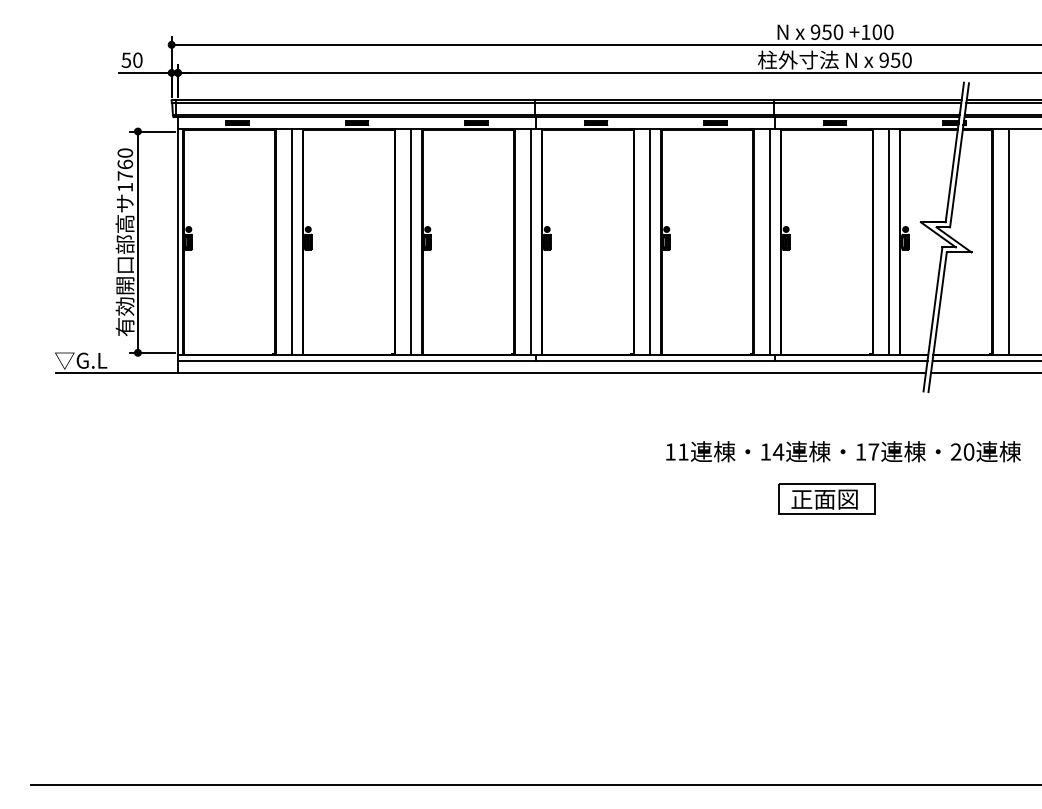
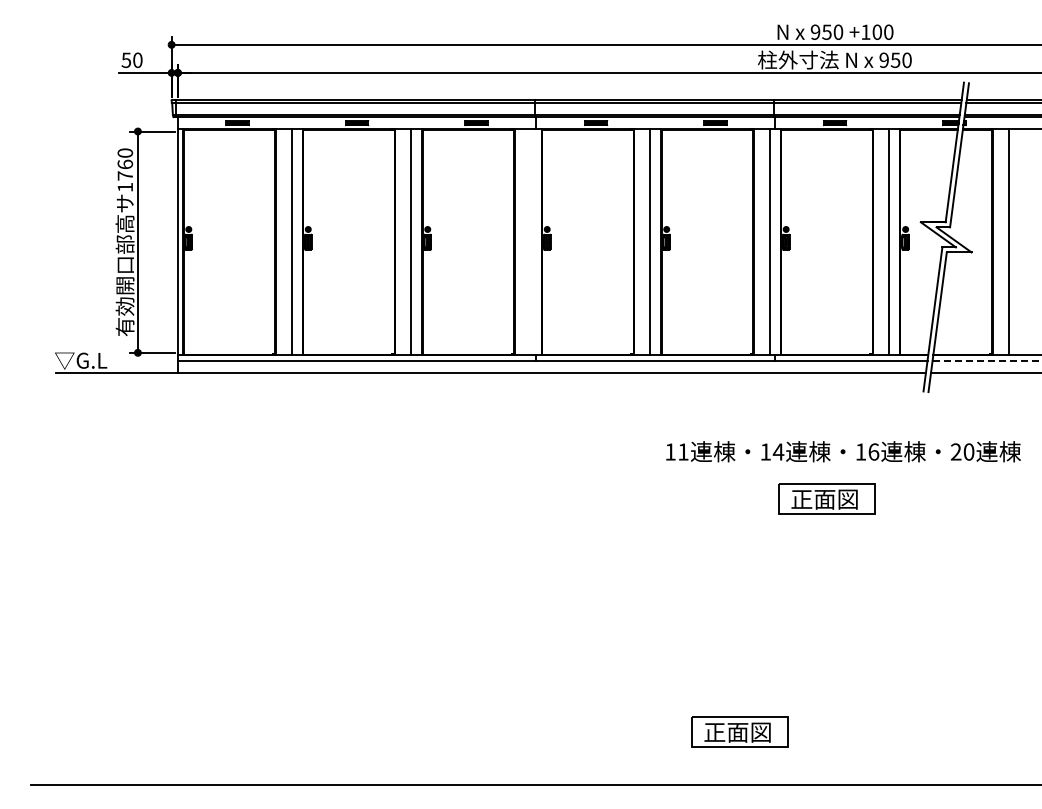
line: present -> none (530, 242)
line: solid -> dashed (987, 360)
text: 17 -> 16 (873, 451)
part: none -> present (739, 731)
